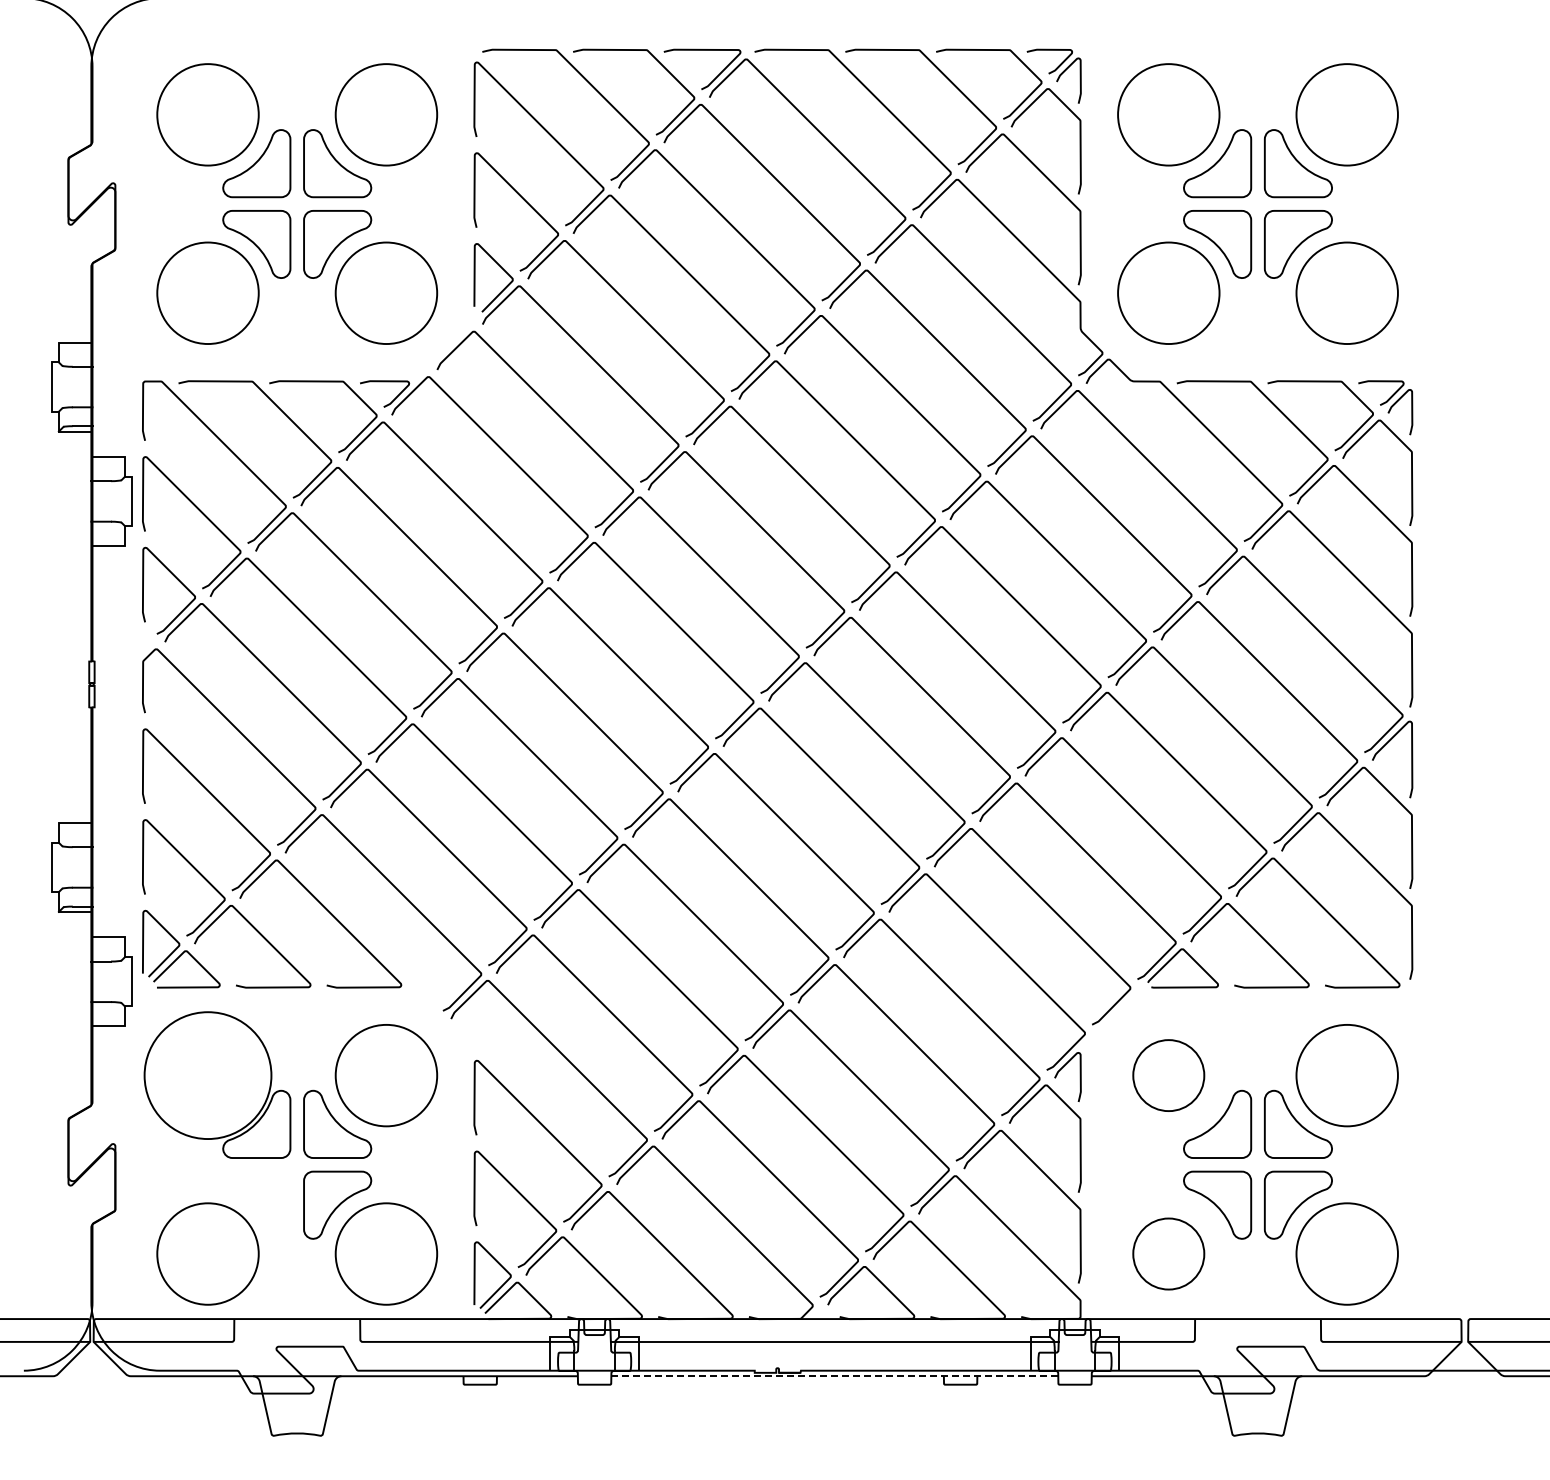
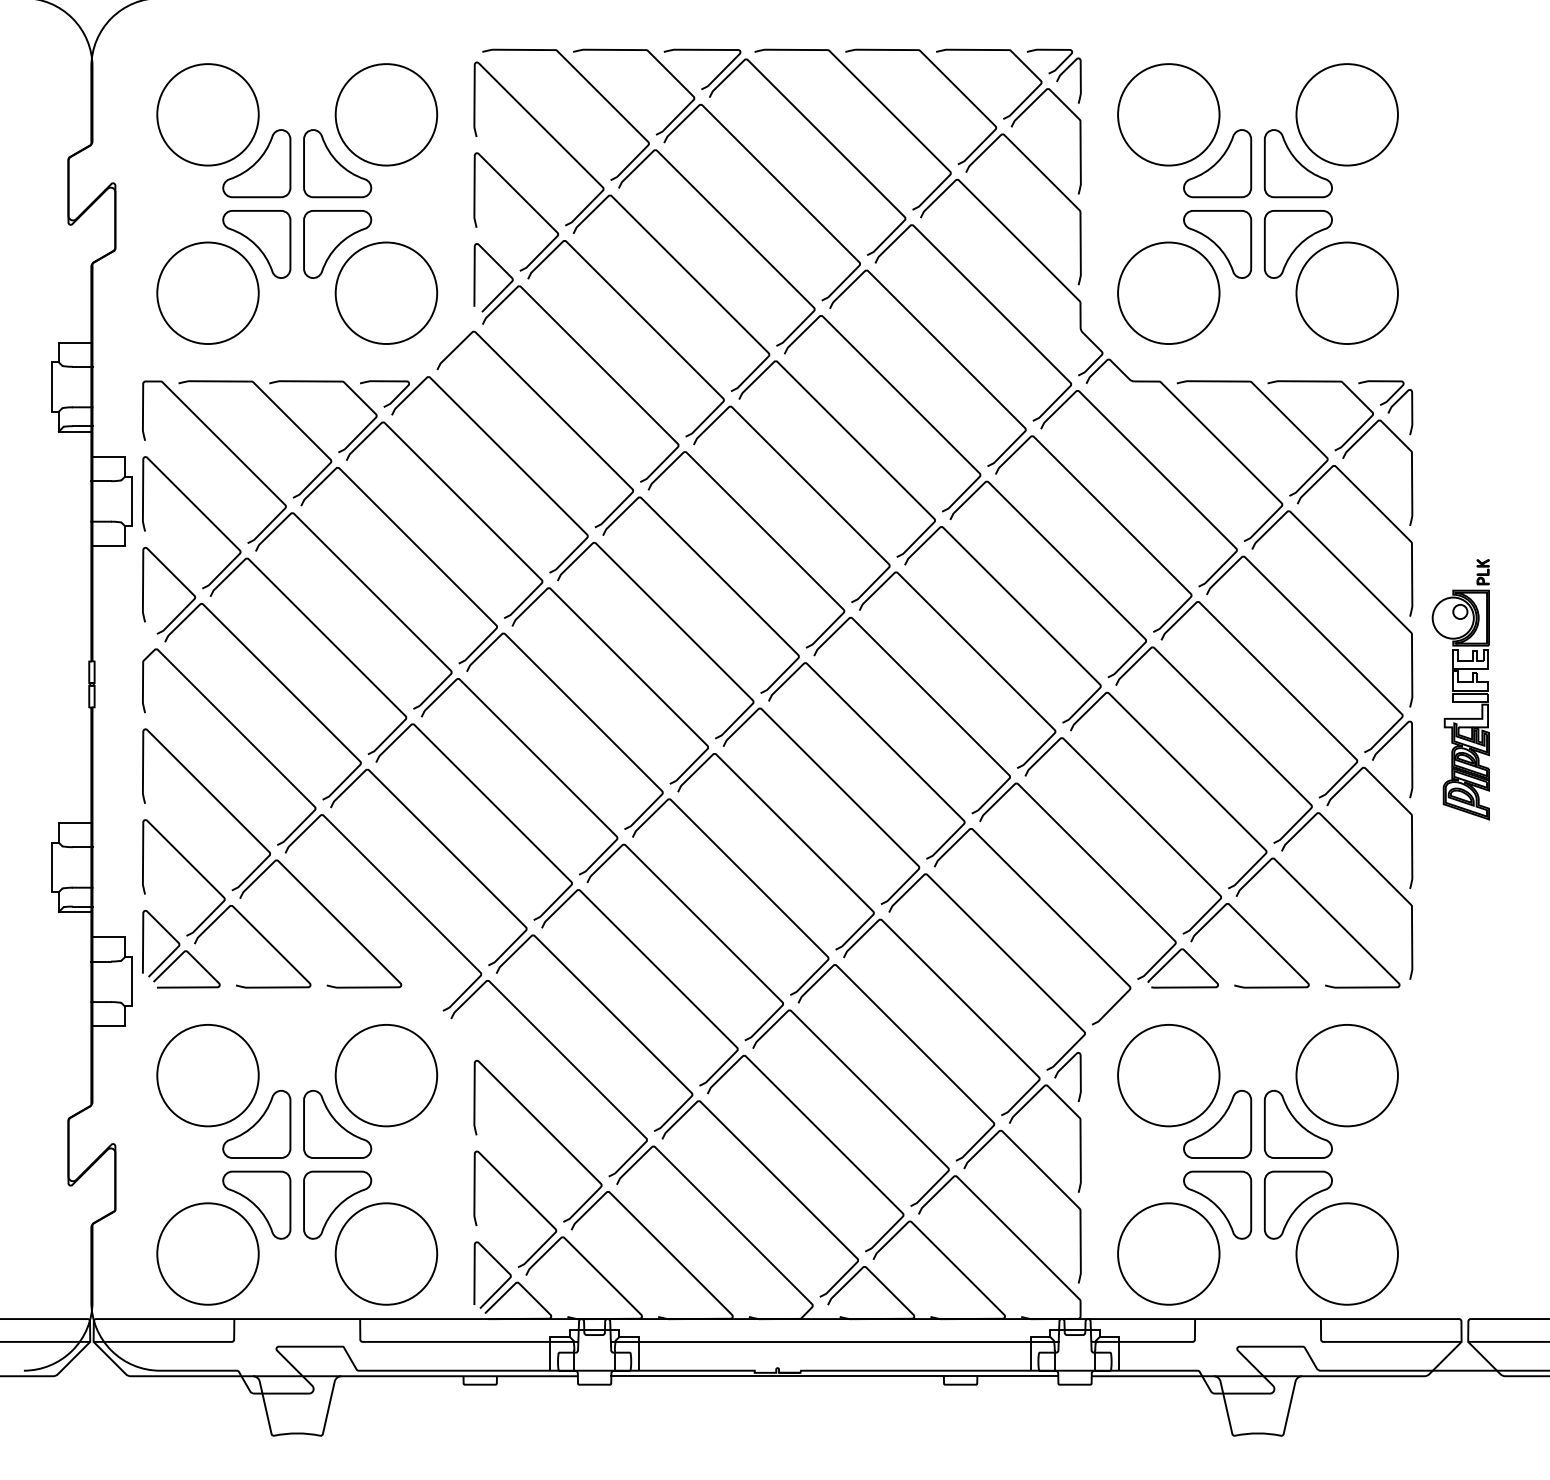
part: none -> present (1460, 689)
circle diameter: 127 px -> 101 px (207, 1075)
circle diameter: 71 px -> 101 px (1168, 1075)
part: none -> present (256, 1204)
circle diameter: 71 px -> 101 px (1168, 1253)
line: dashed -> solid (834, 1376)
